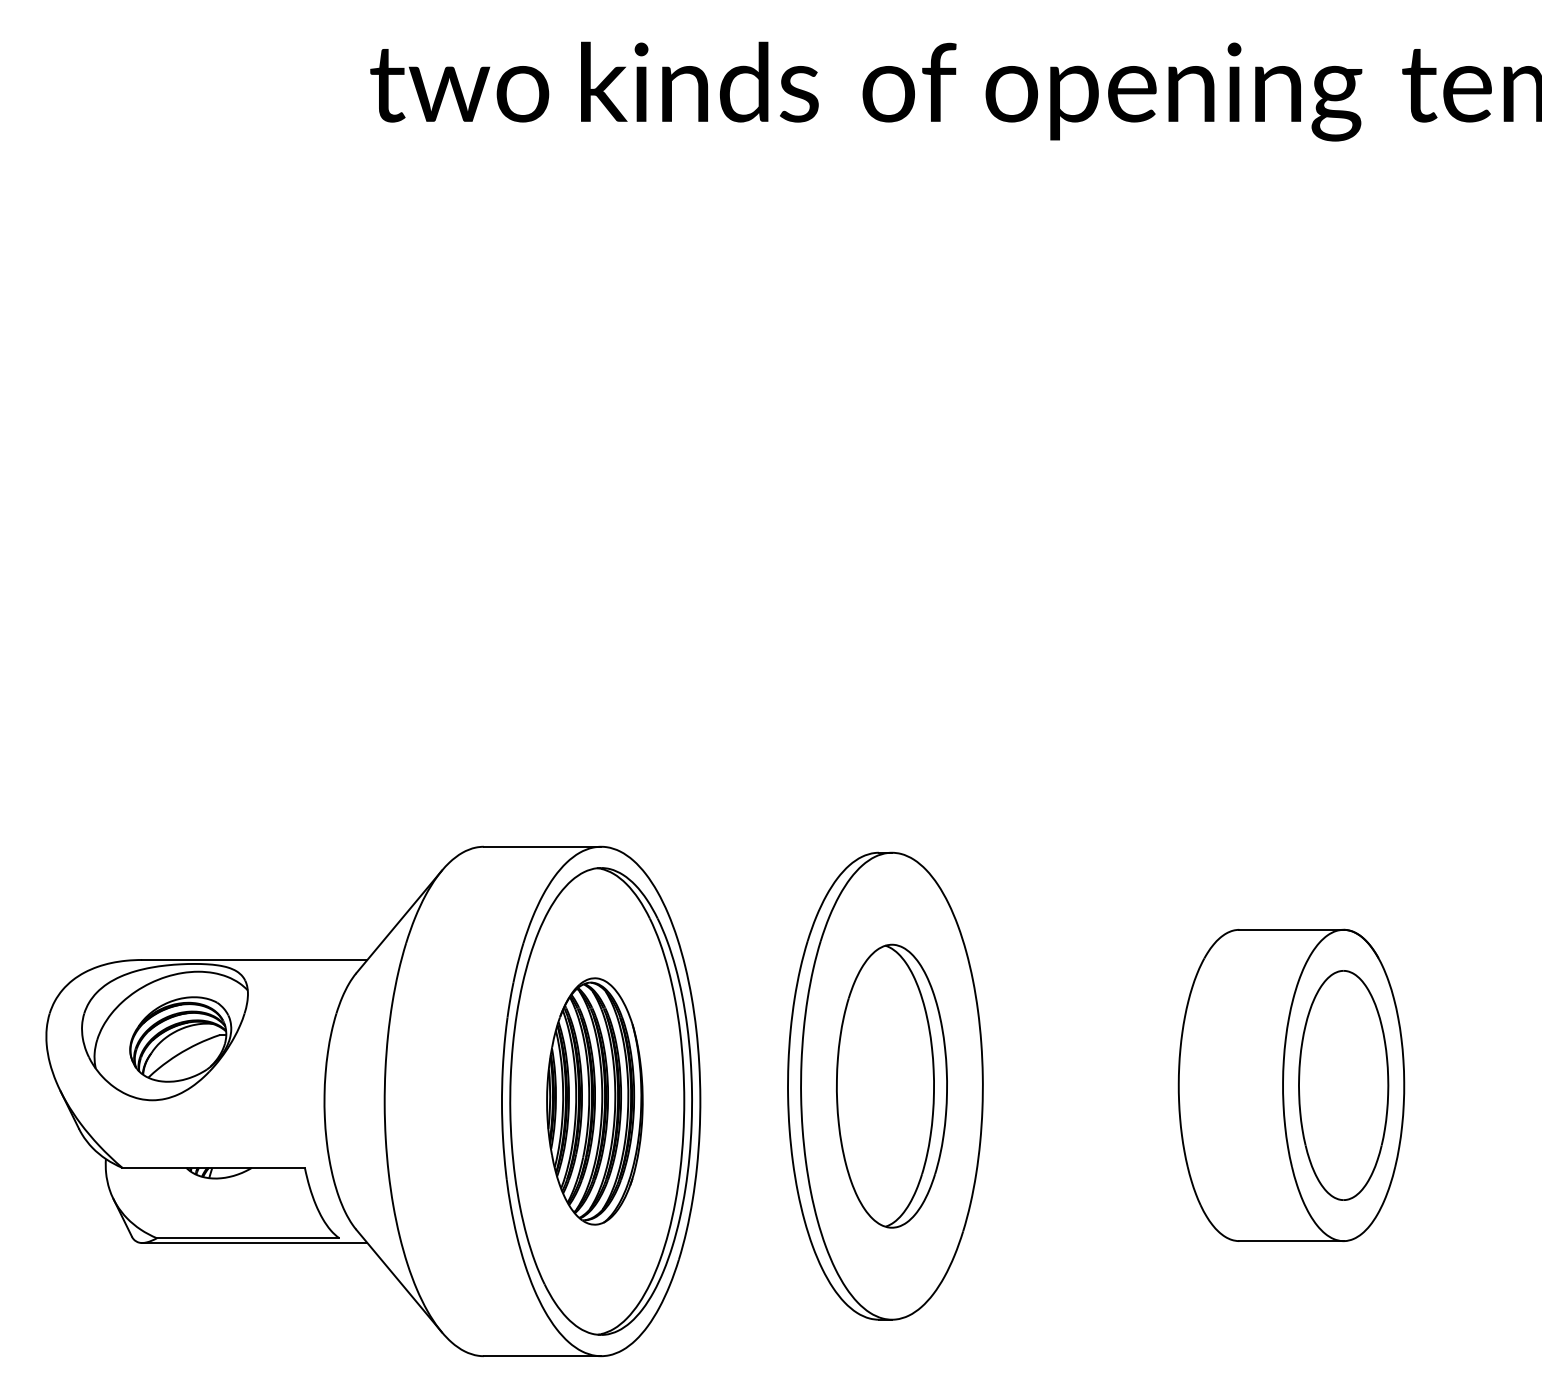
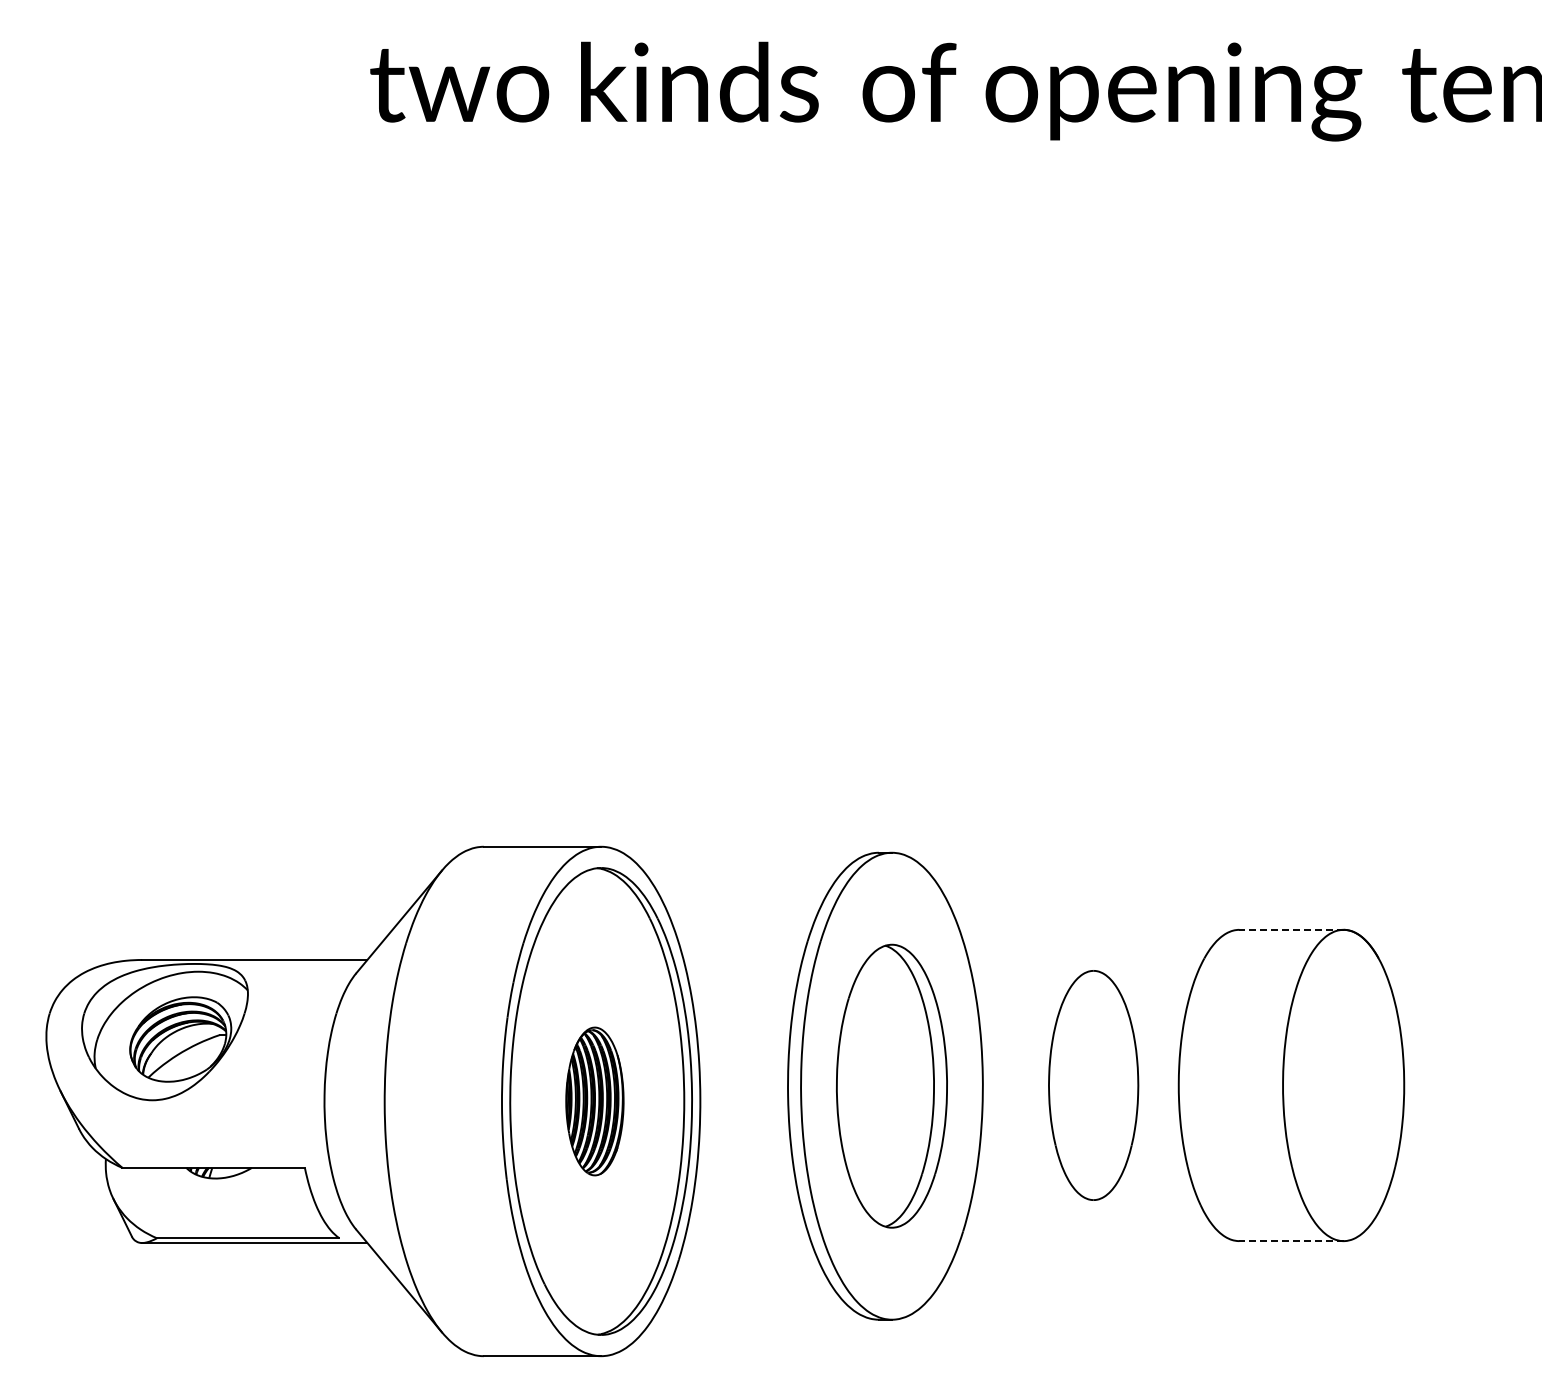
line: solid -> dashed (1291, 929)
part position: (1343, 1085) -> (1093, 1085) (1093, 1085)
part size: 98x249 px -> 60x151 px (594, 1101)
line: solid -> dashed (1291, 1241)
